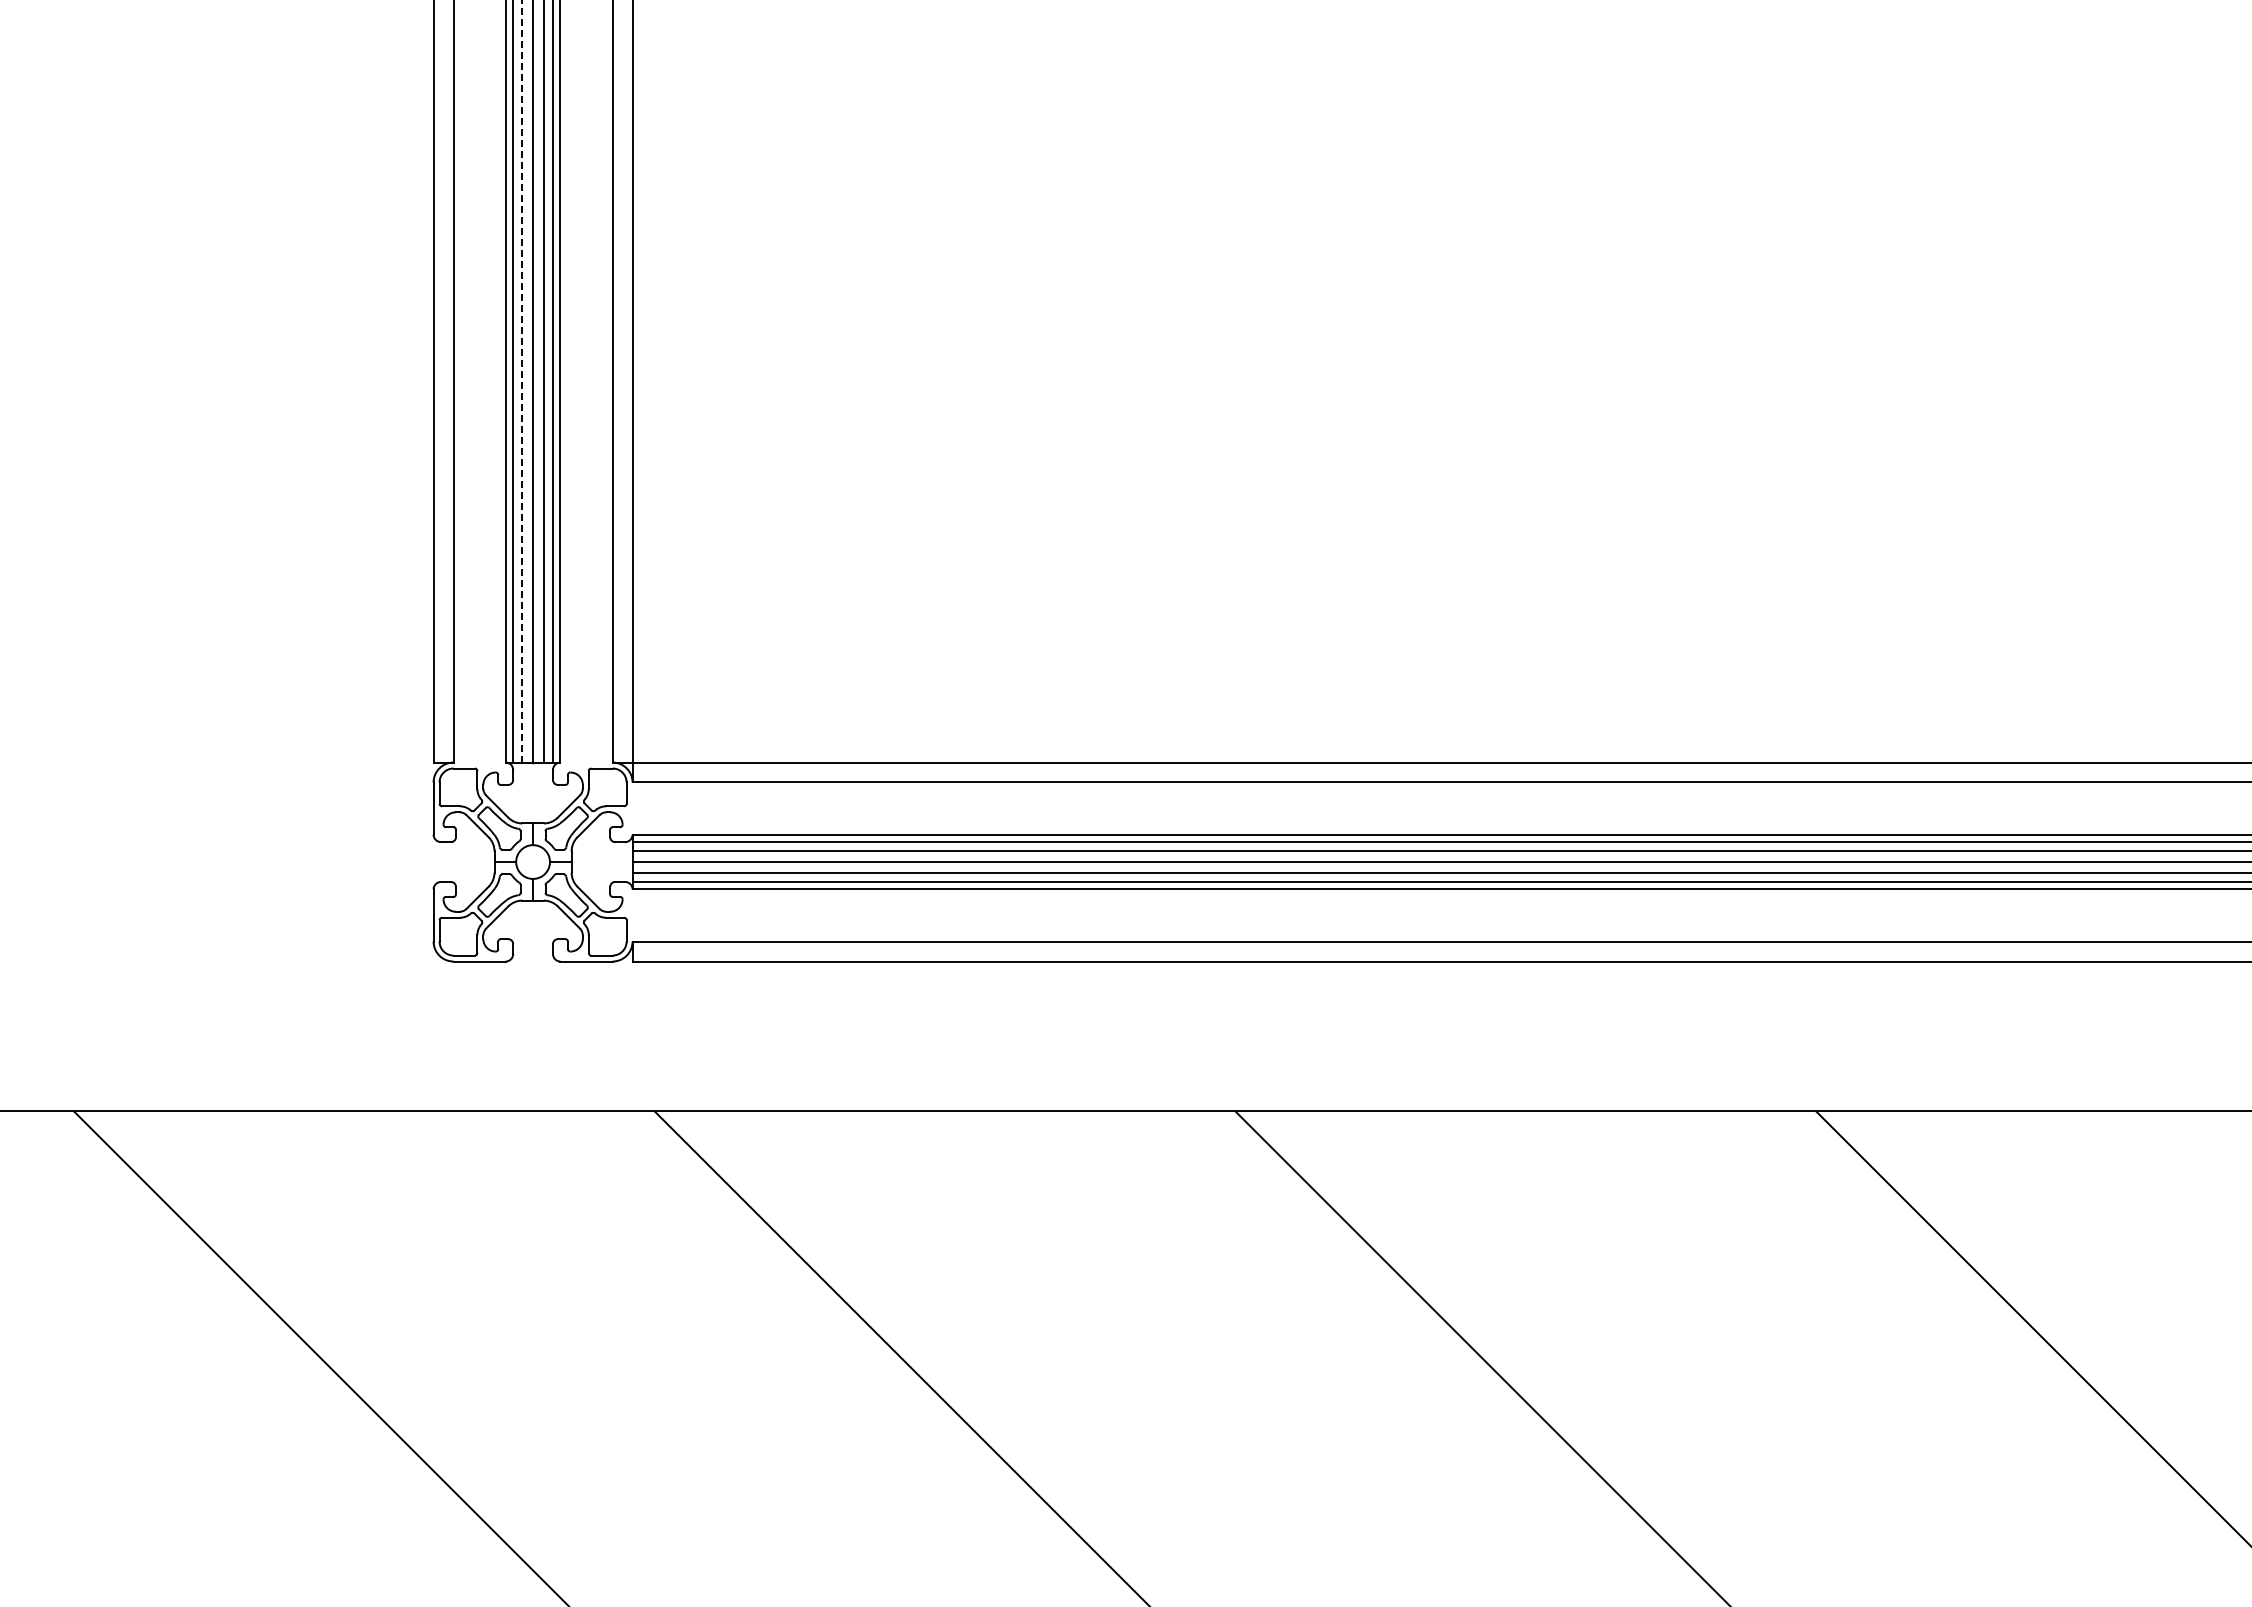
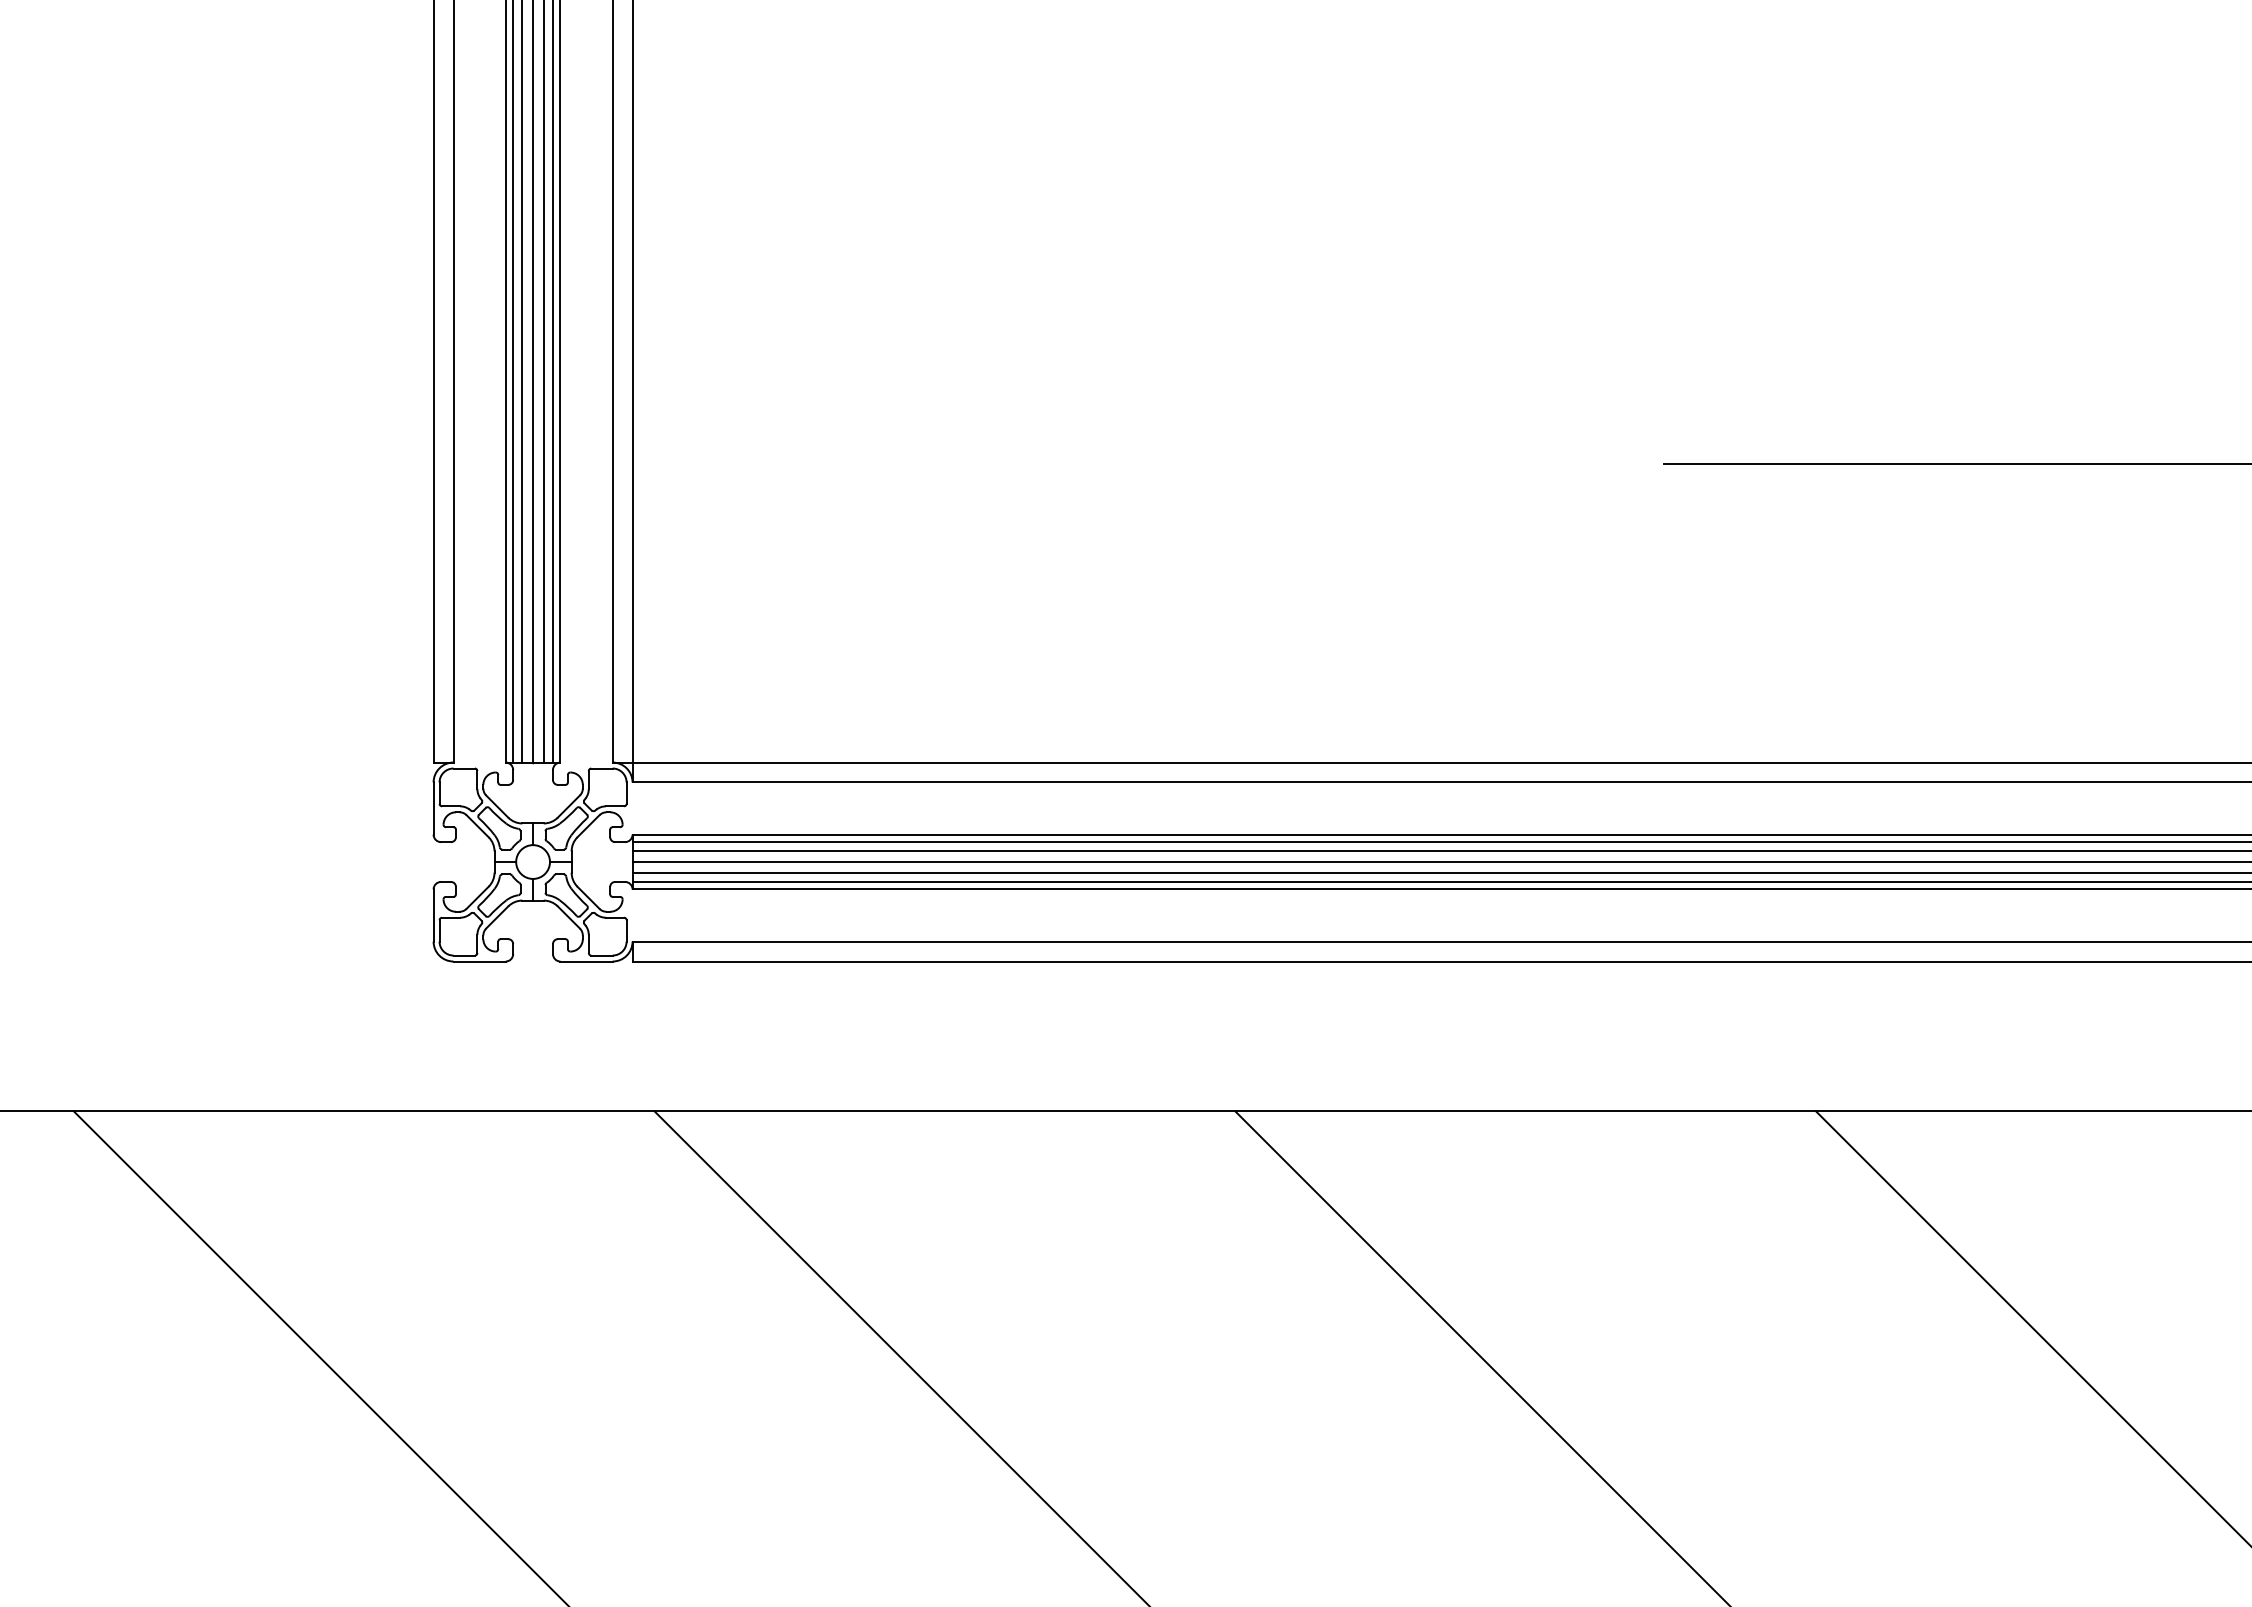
line: dashed -> solid (522, 381)
line: none -> present (1956, 464)
